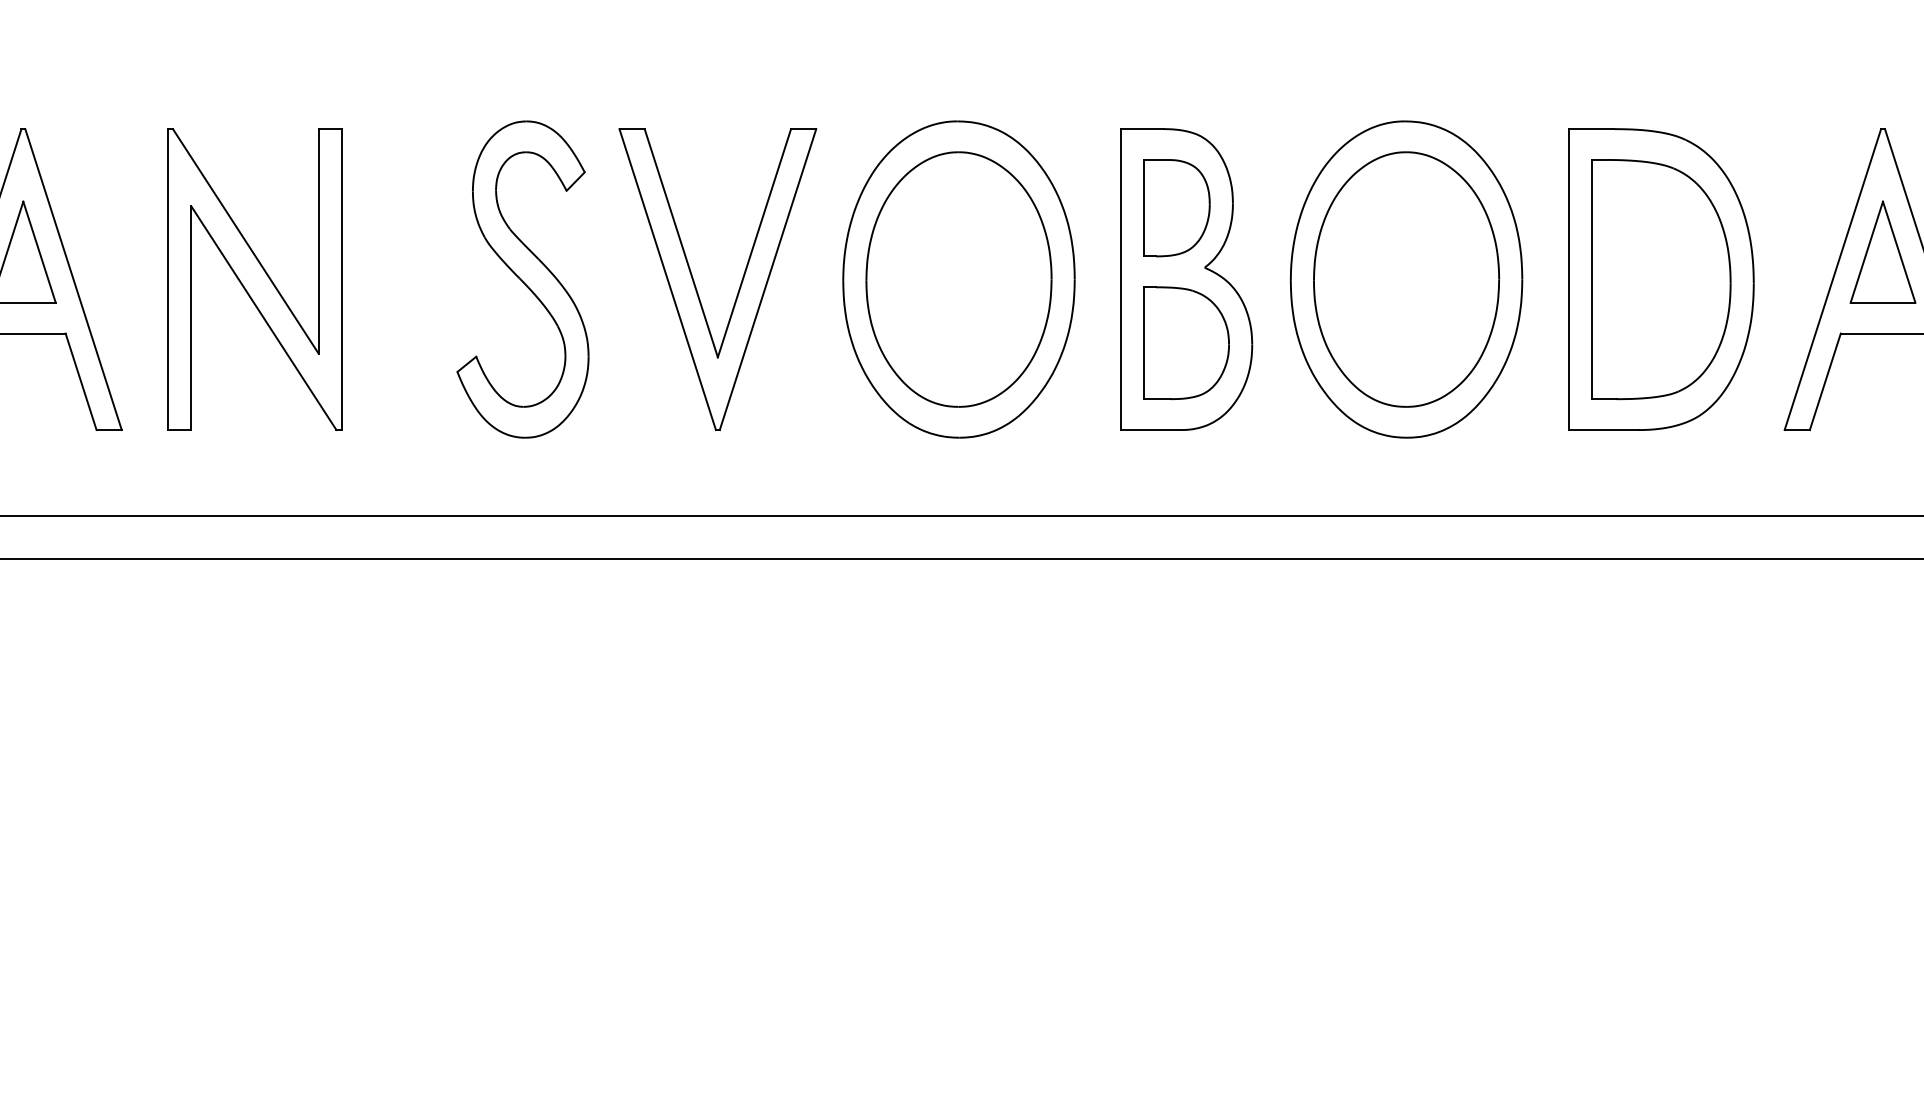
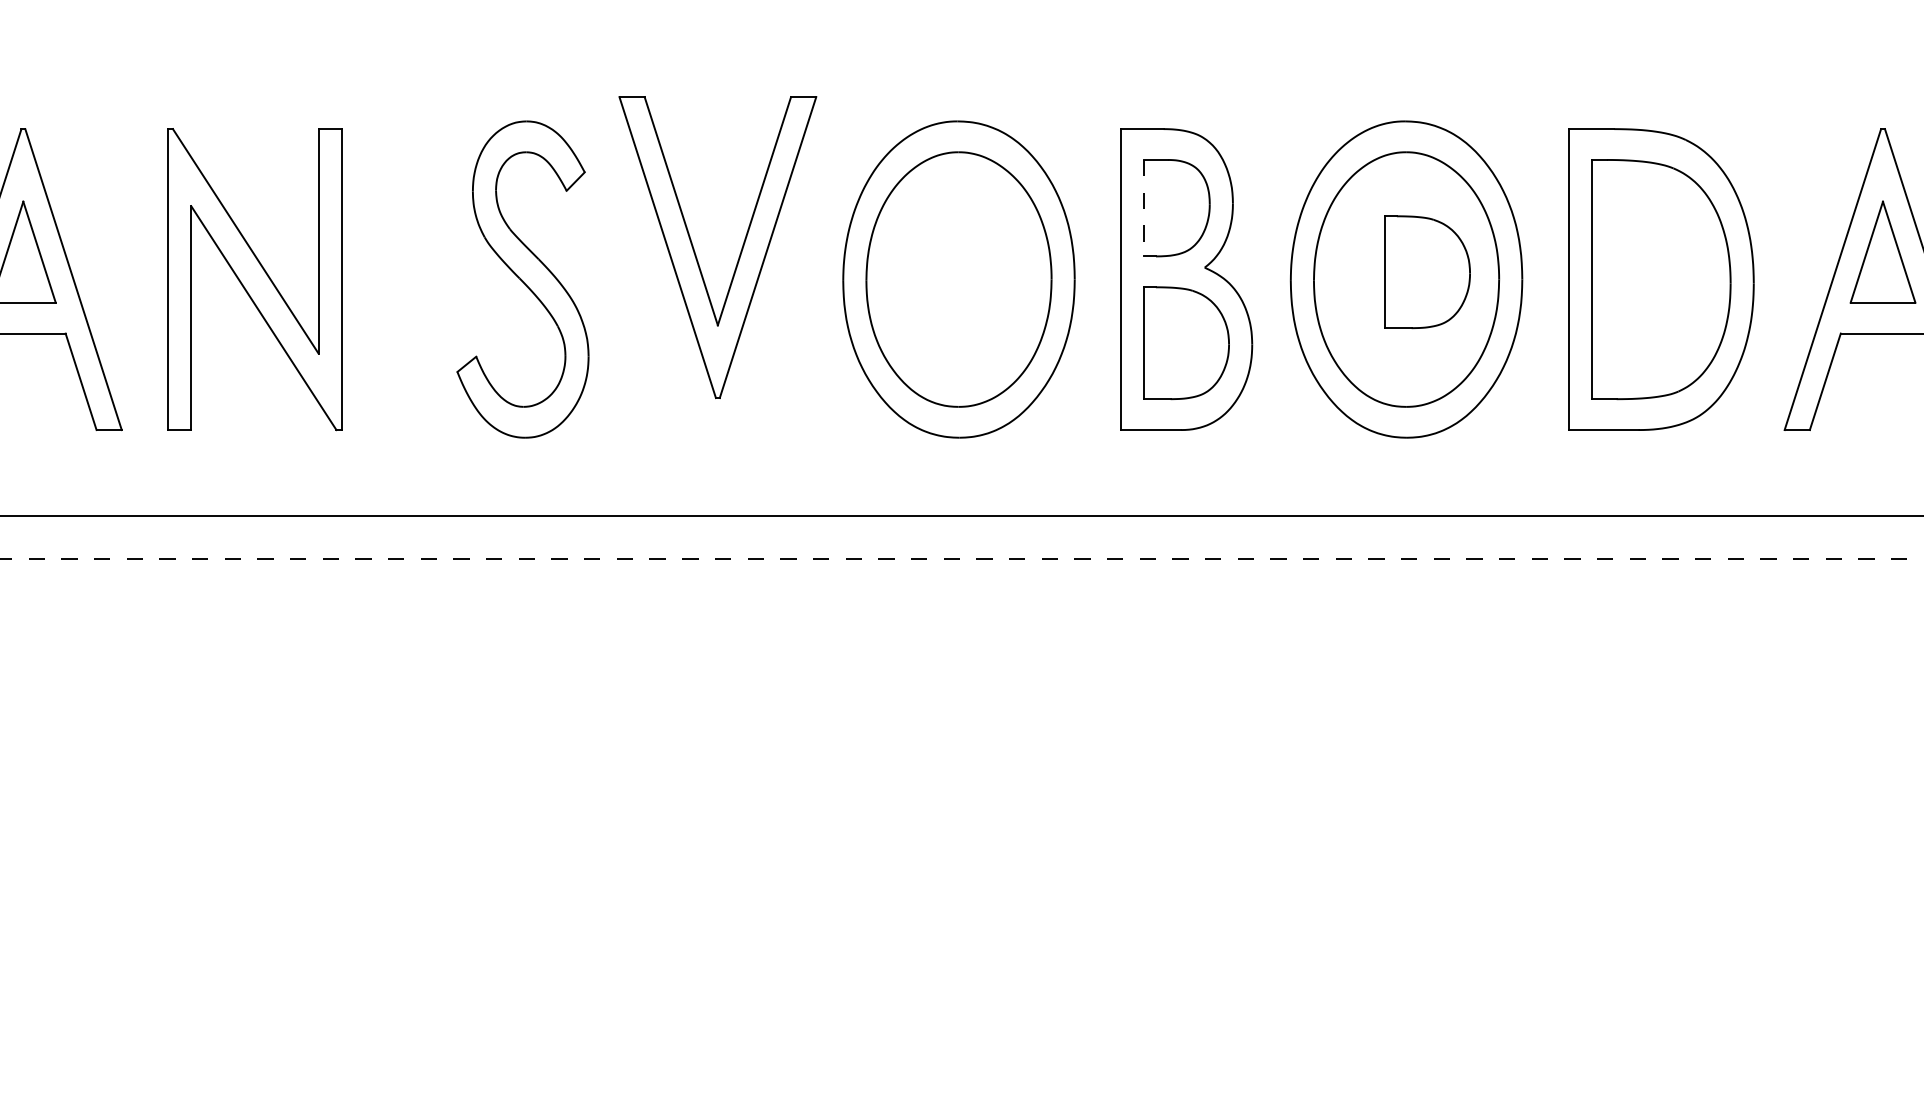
line: solid -> dashed (1144, 208)
part: none -> present (1427, 272)
part position: (696, 286) -> (696, 254) (696, 254)
line: solid -> dashed (961, 559)
